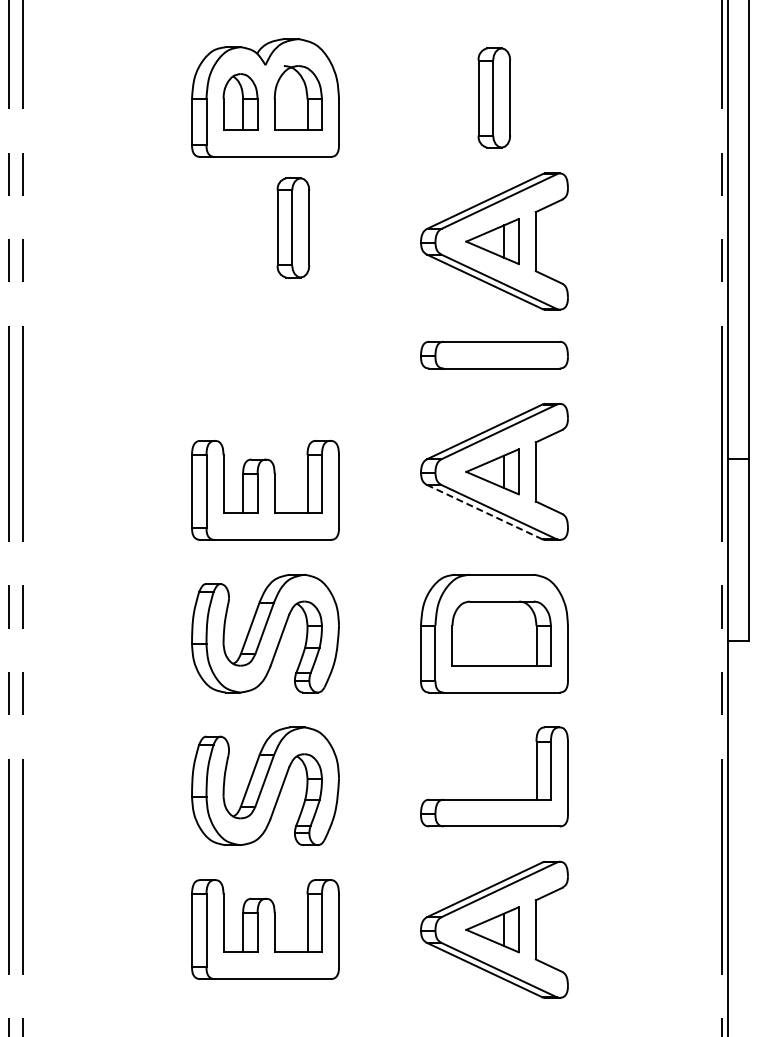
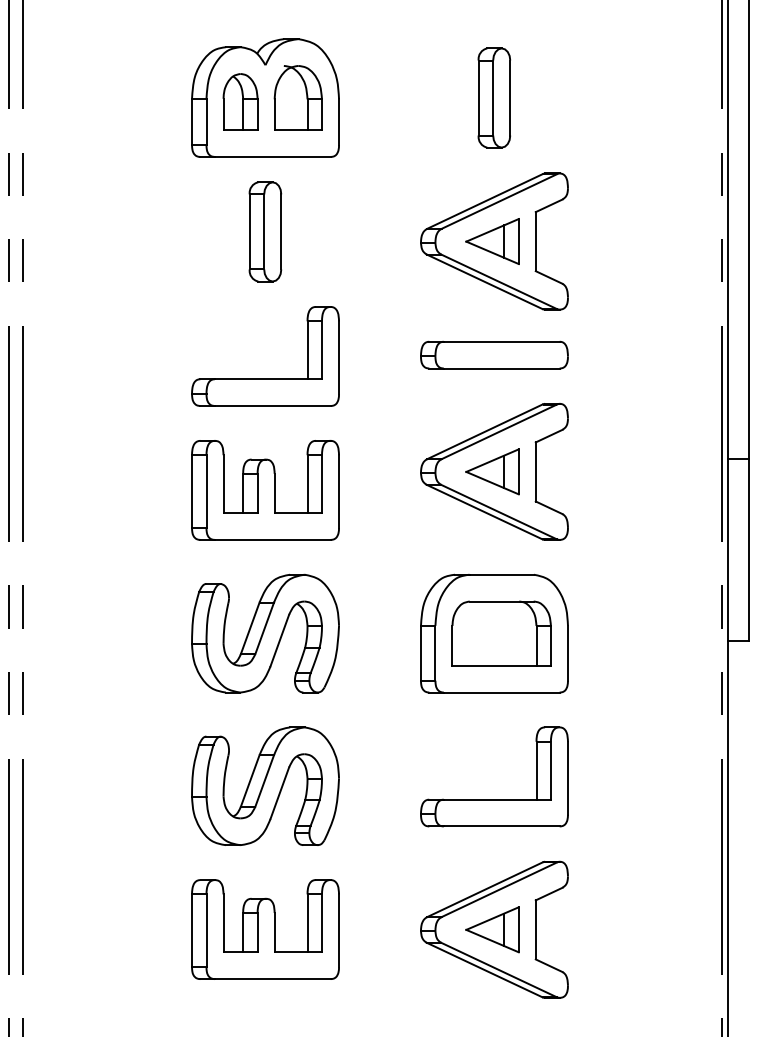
part position: (293, 227) -> (265, 231) (265, 231)
part: none -> present (265, 378)
line: dashed -> solid (484, 512)
